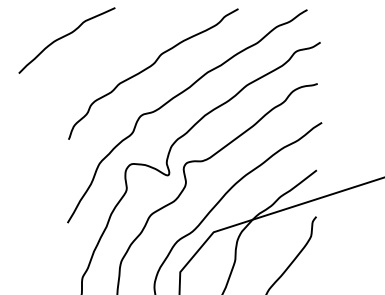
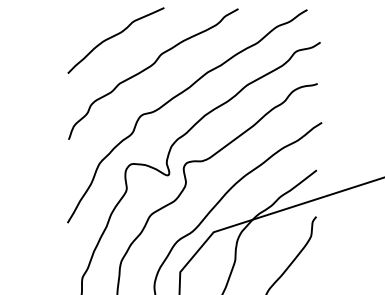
curve position: (64, 37) -> (113, 37) (113, 37)
